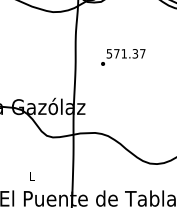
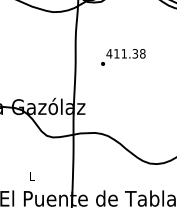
text: 571.37 -> 411.38 (125, 53)
